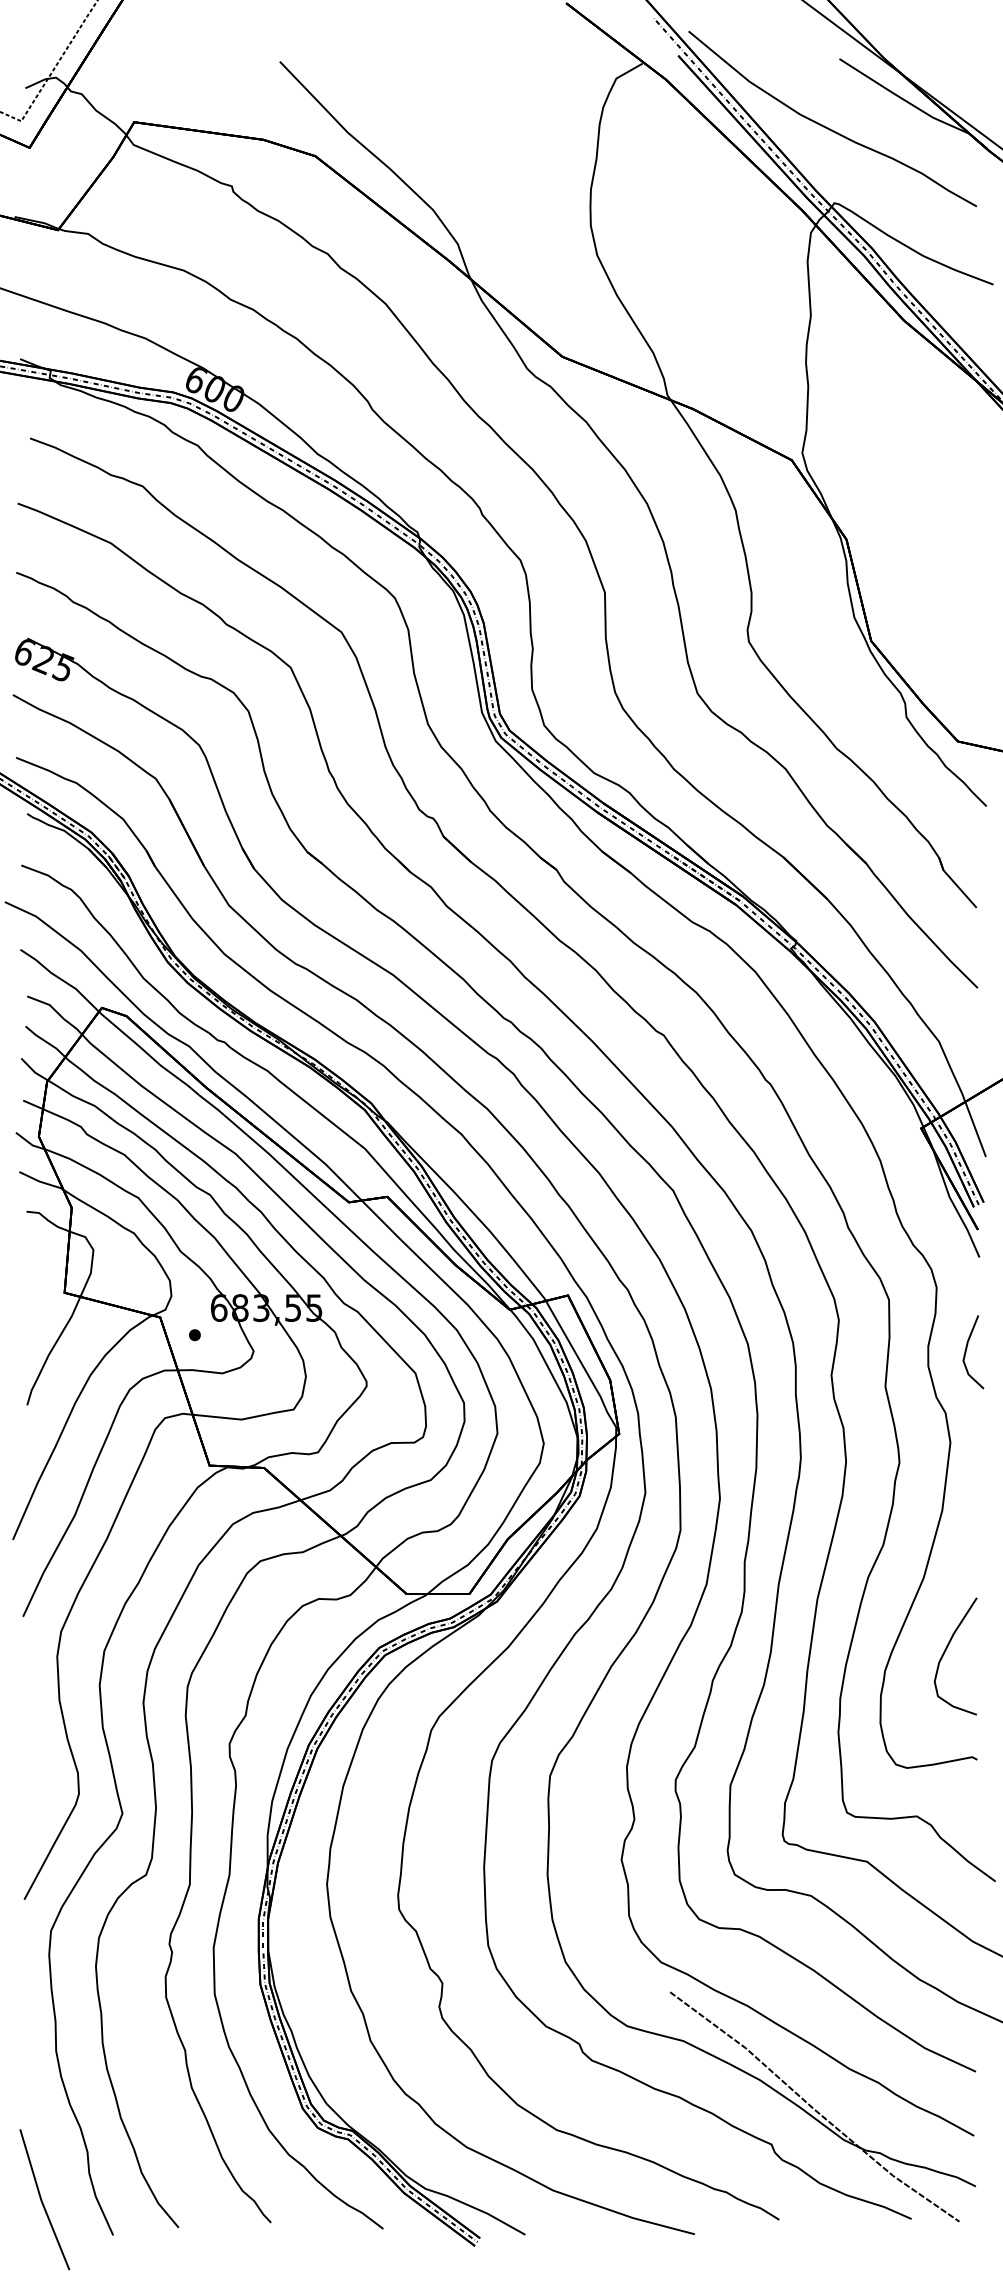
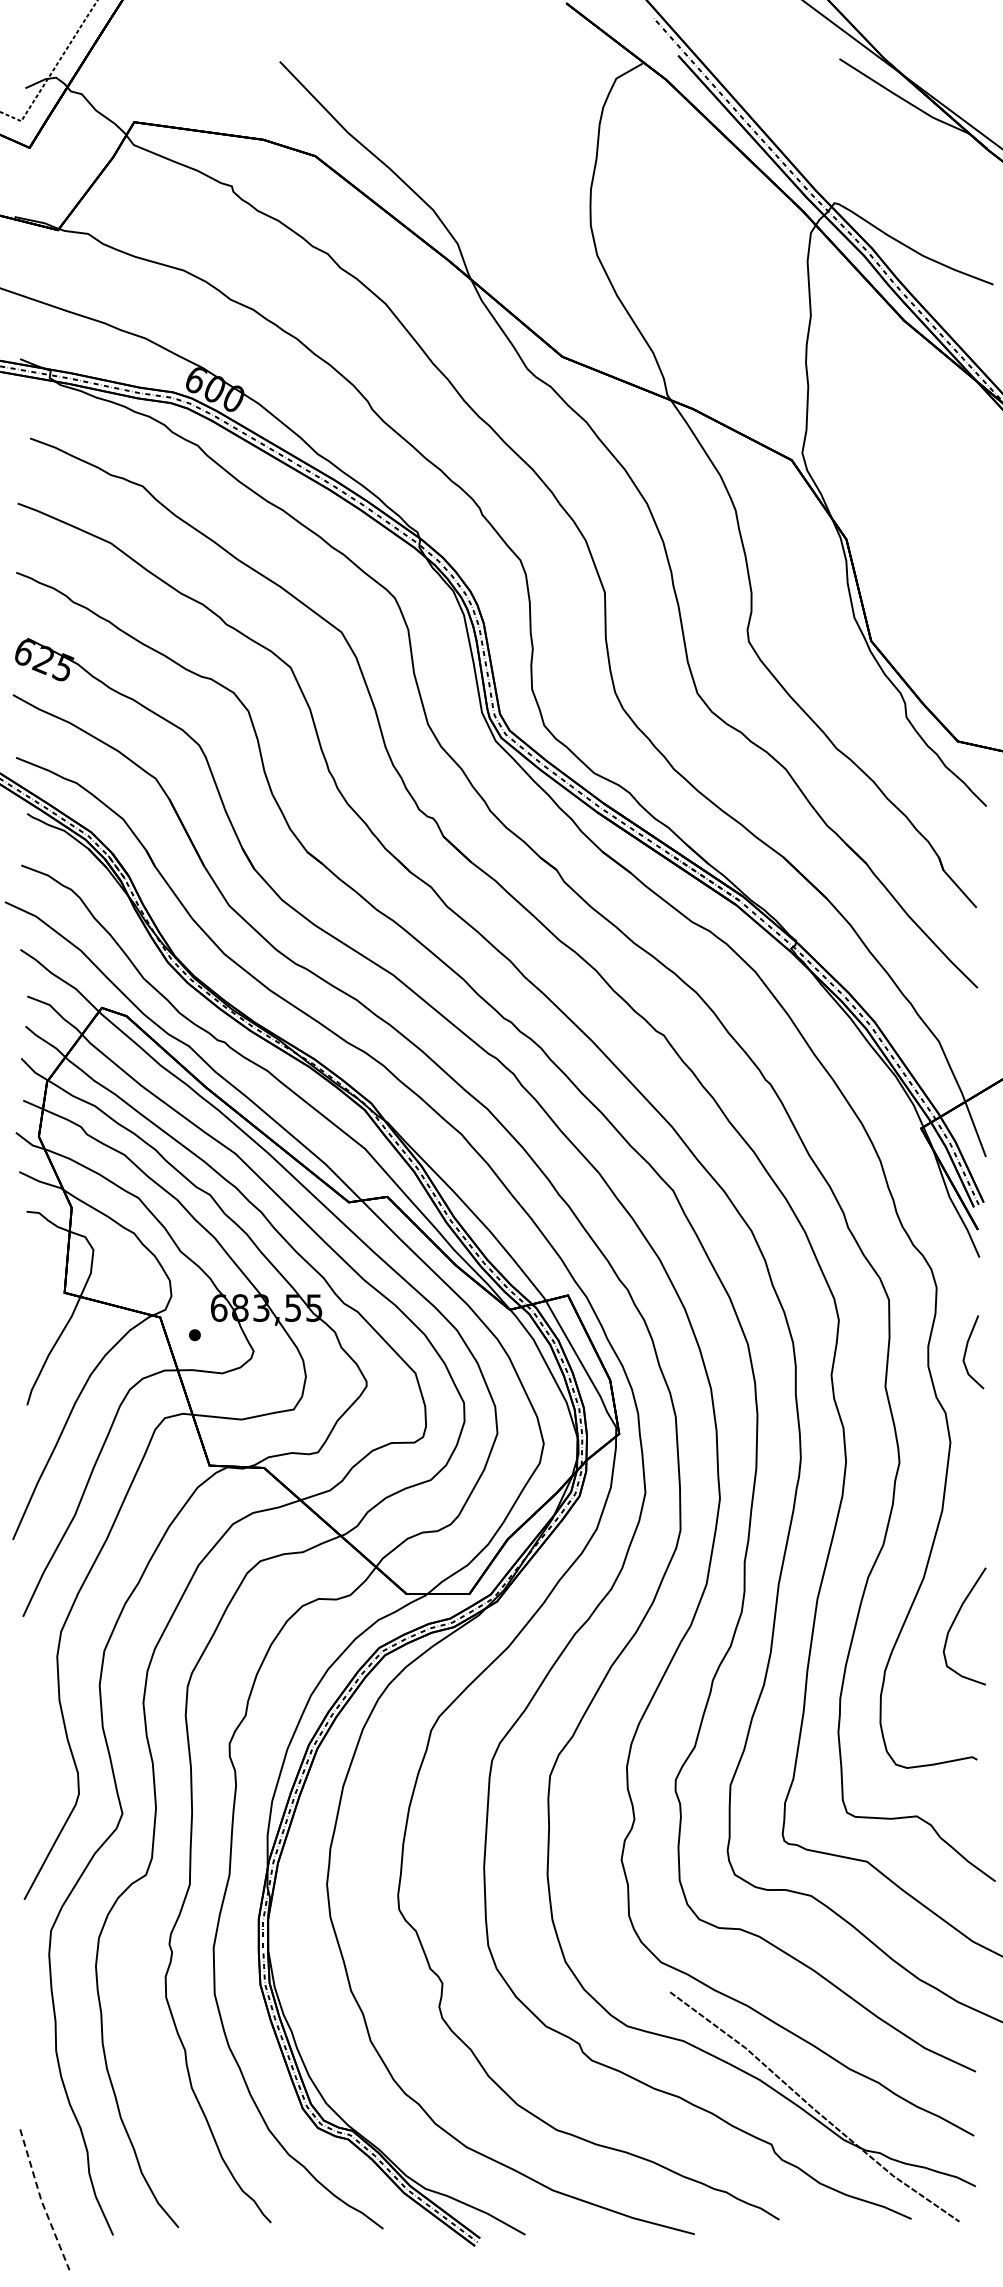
curve: present -> none (828, 127)
curve position: (945, 1652) -> (954, 1622) (954, 1622)
line: solid -> dashed (41, 2200)
